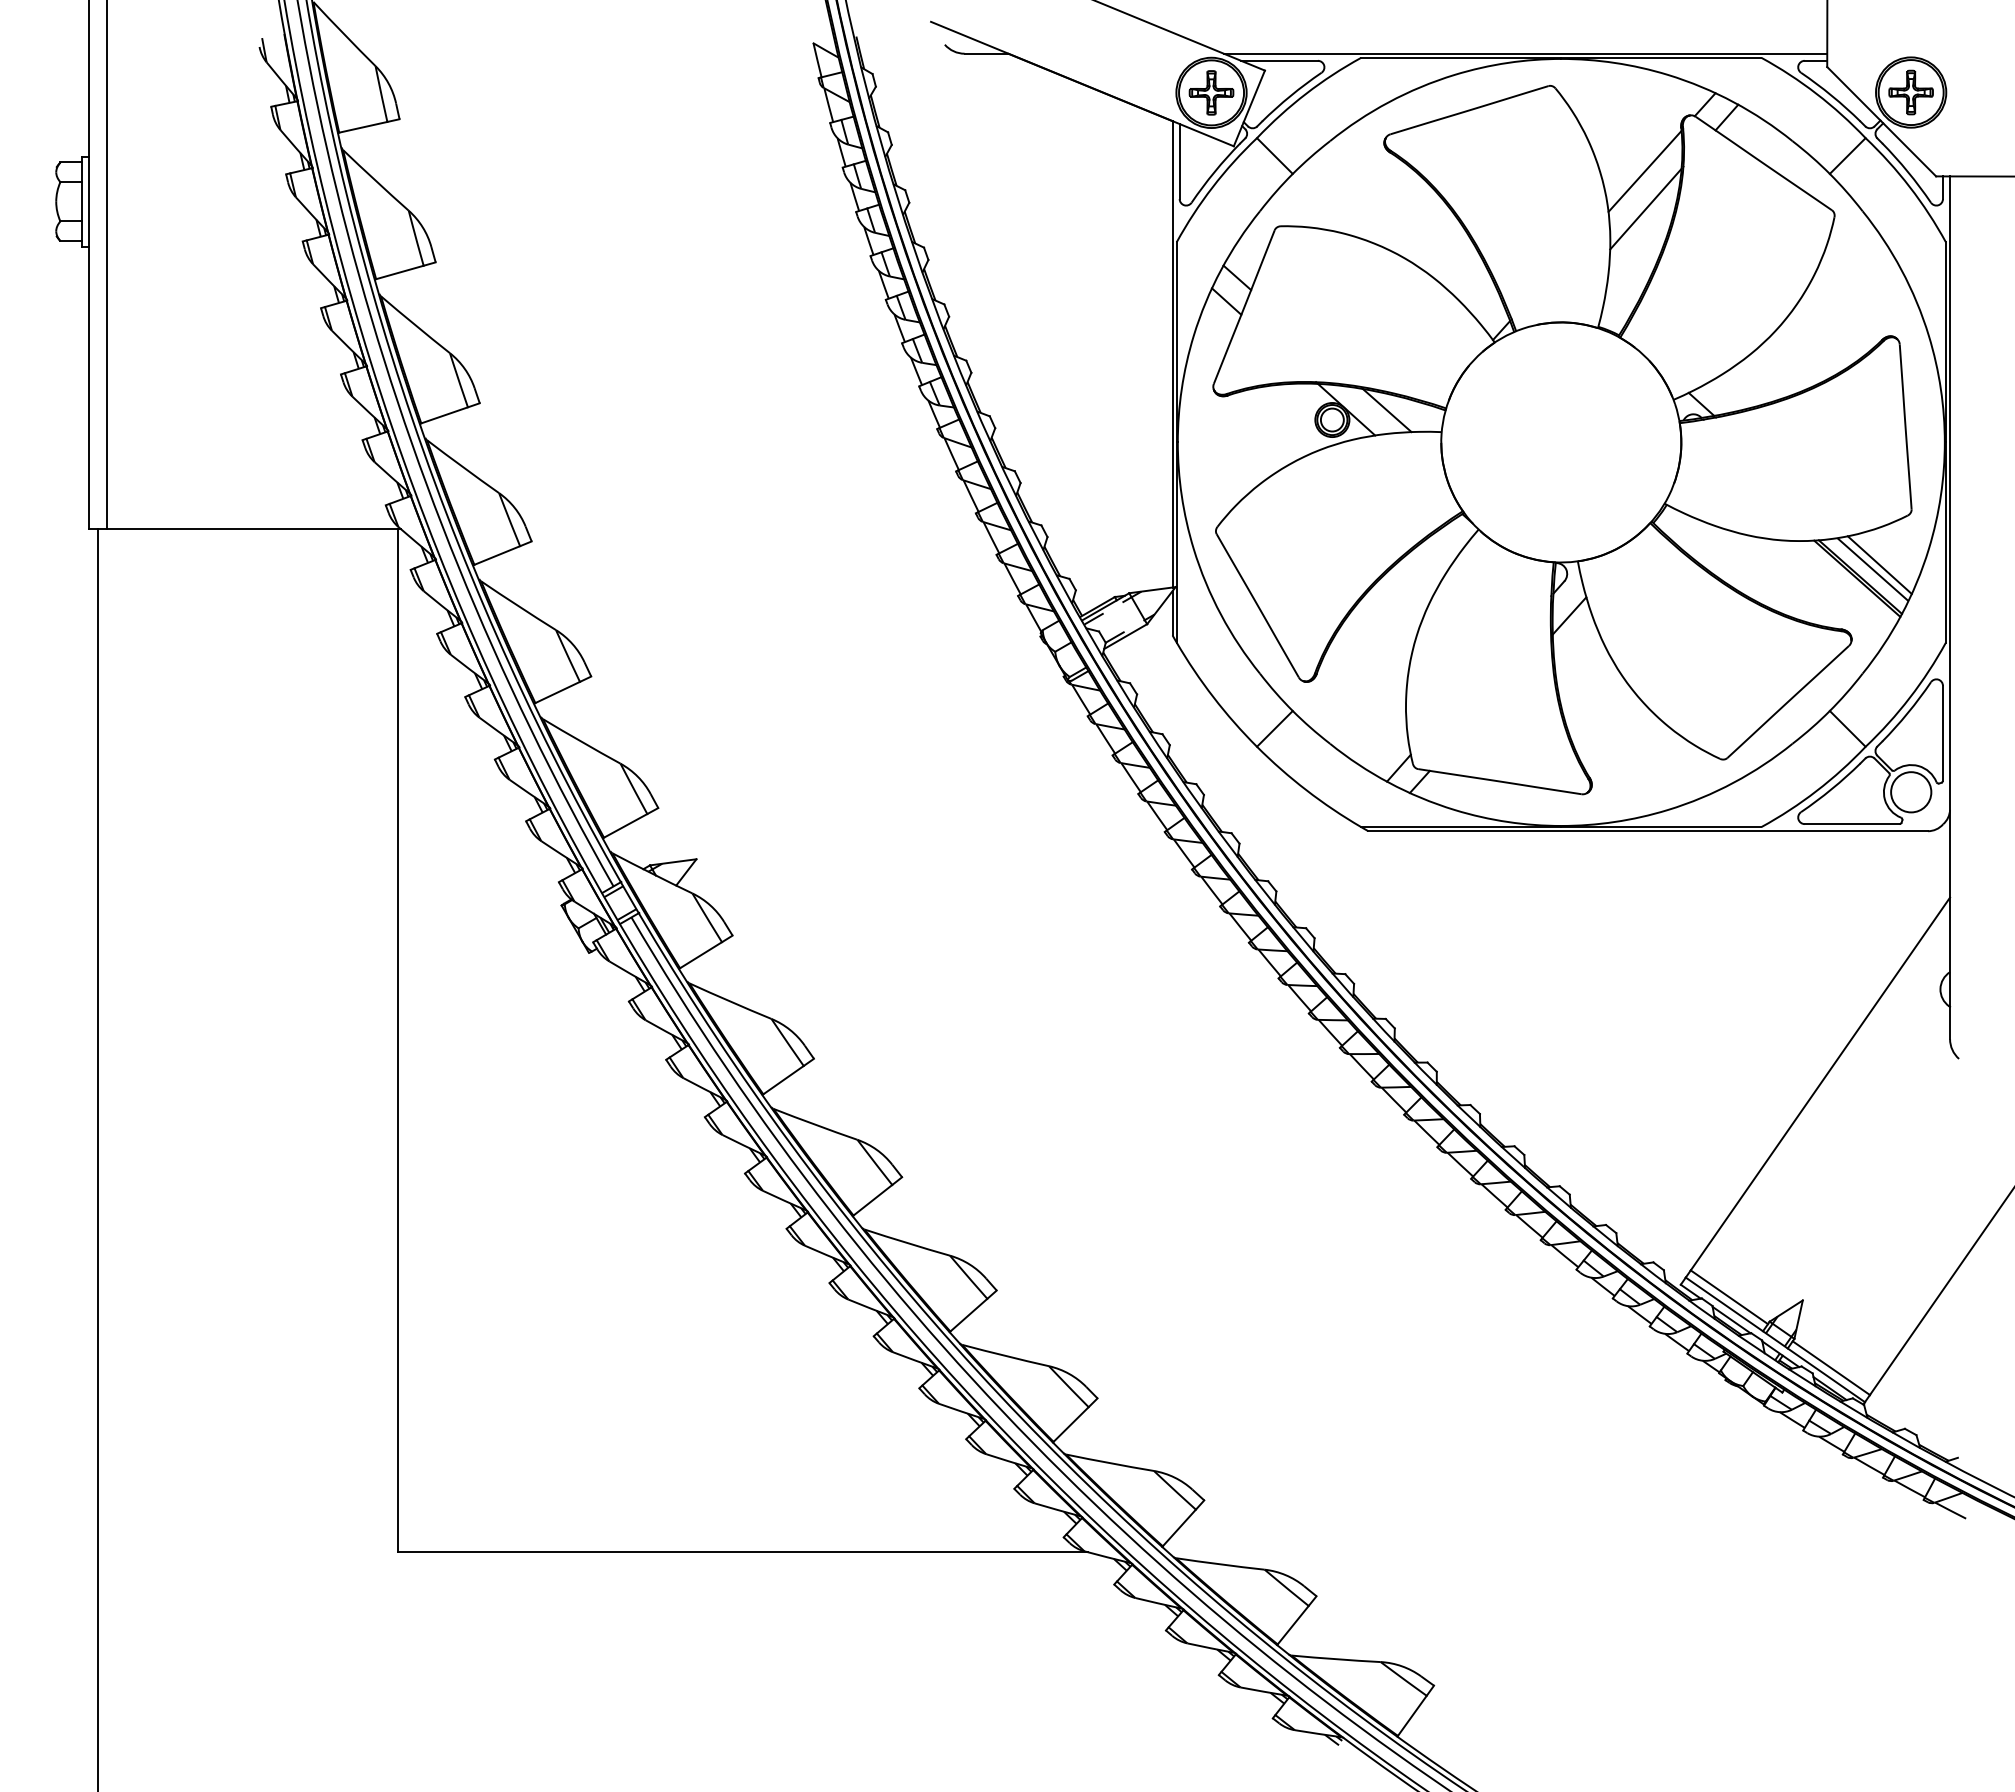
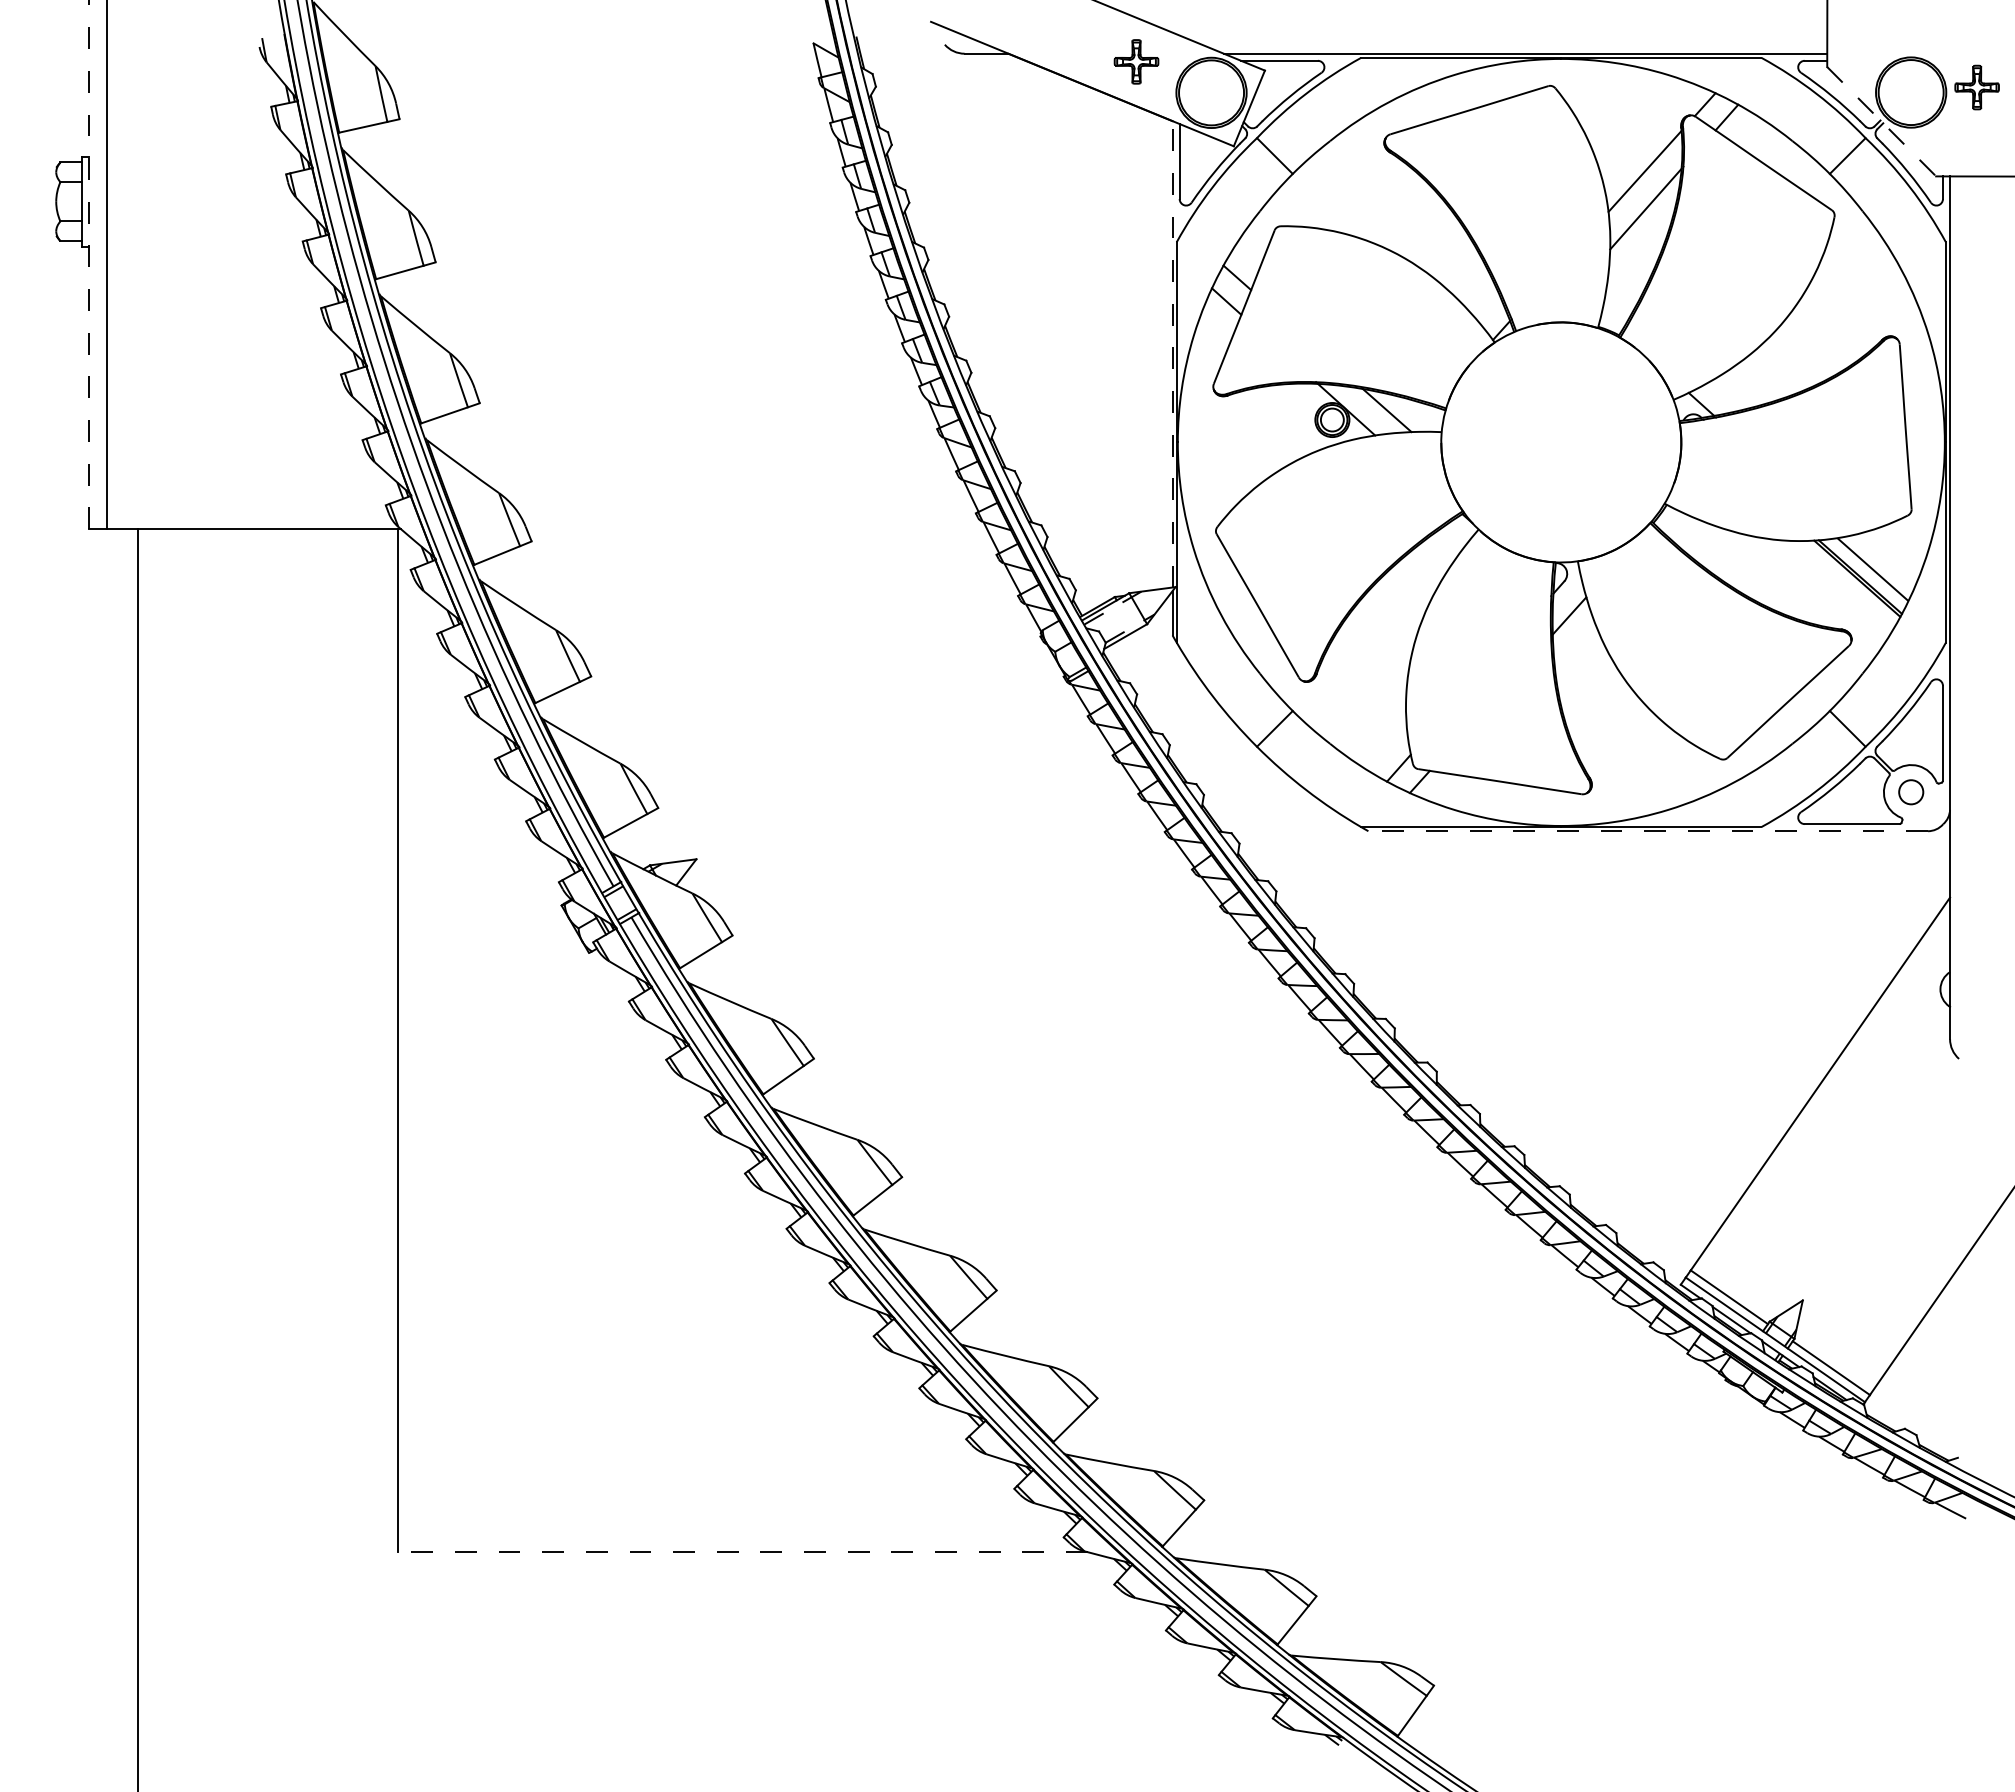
part position: (1211, 92) -> (1136, 61) (1136, 61)
part position: (1910, 92) -> (1976, 87) (1976, 87)
line: solid -> dashed (1882, 122)
line: solid -> dashed (89, 264)
line: solid -> dashed (1172, 353)
line: present -> none (1879, 565)
circle diameter: 40 px -> 24 px (1911, 792)
line: solid -> dashed (1648, 831)
line position: (97, 1158) -> (137, 1158) (137, 1158)
line: solid -> dashed (742, 1552)
